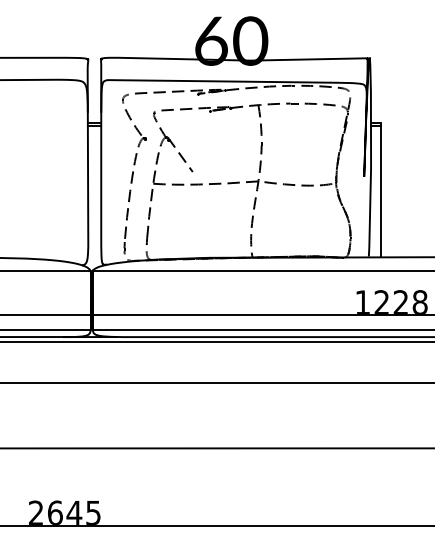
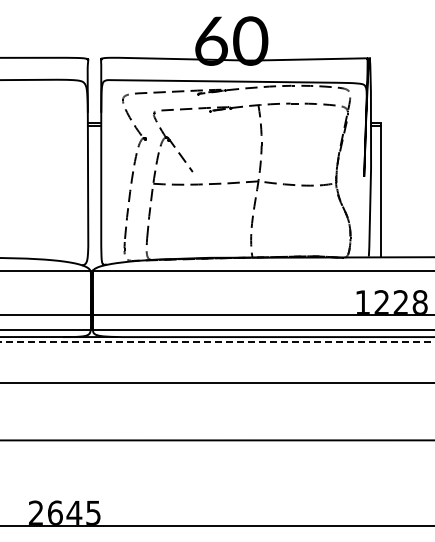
line: solid -> dashed (217, 341)
line position: (216, 448) -> (216, 440) (216, 440)
